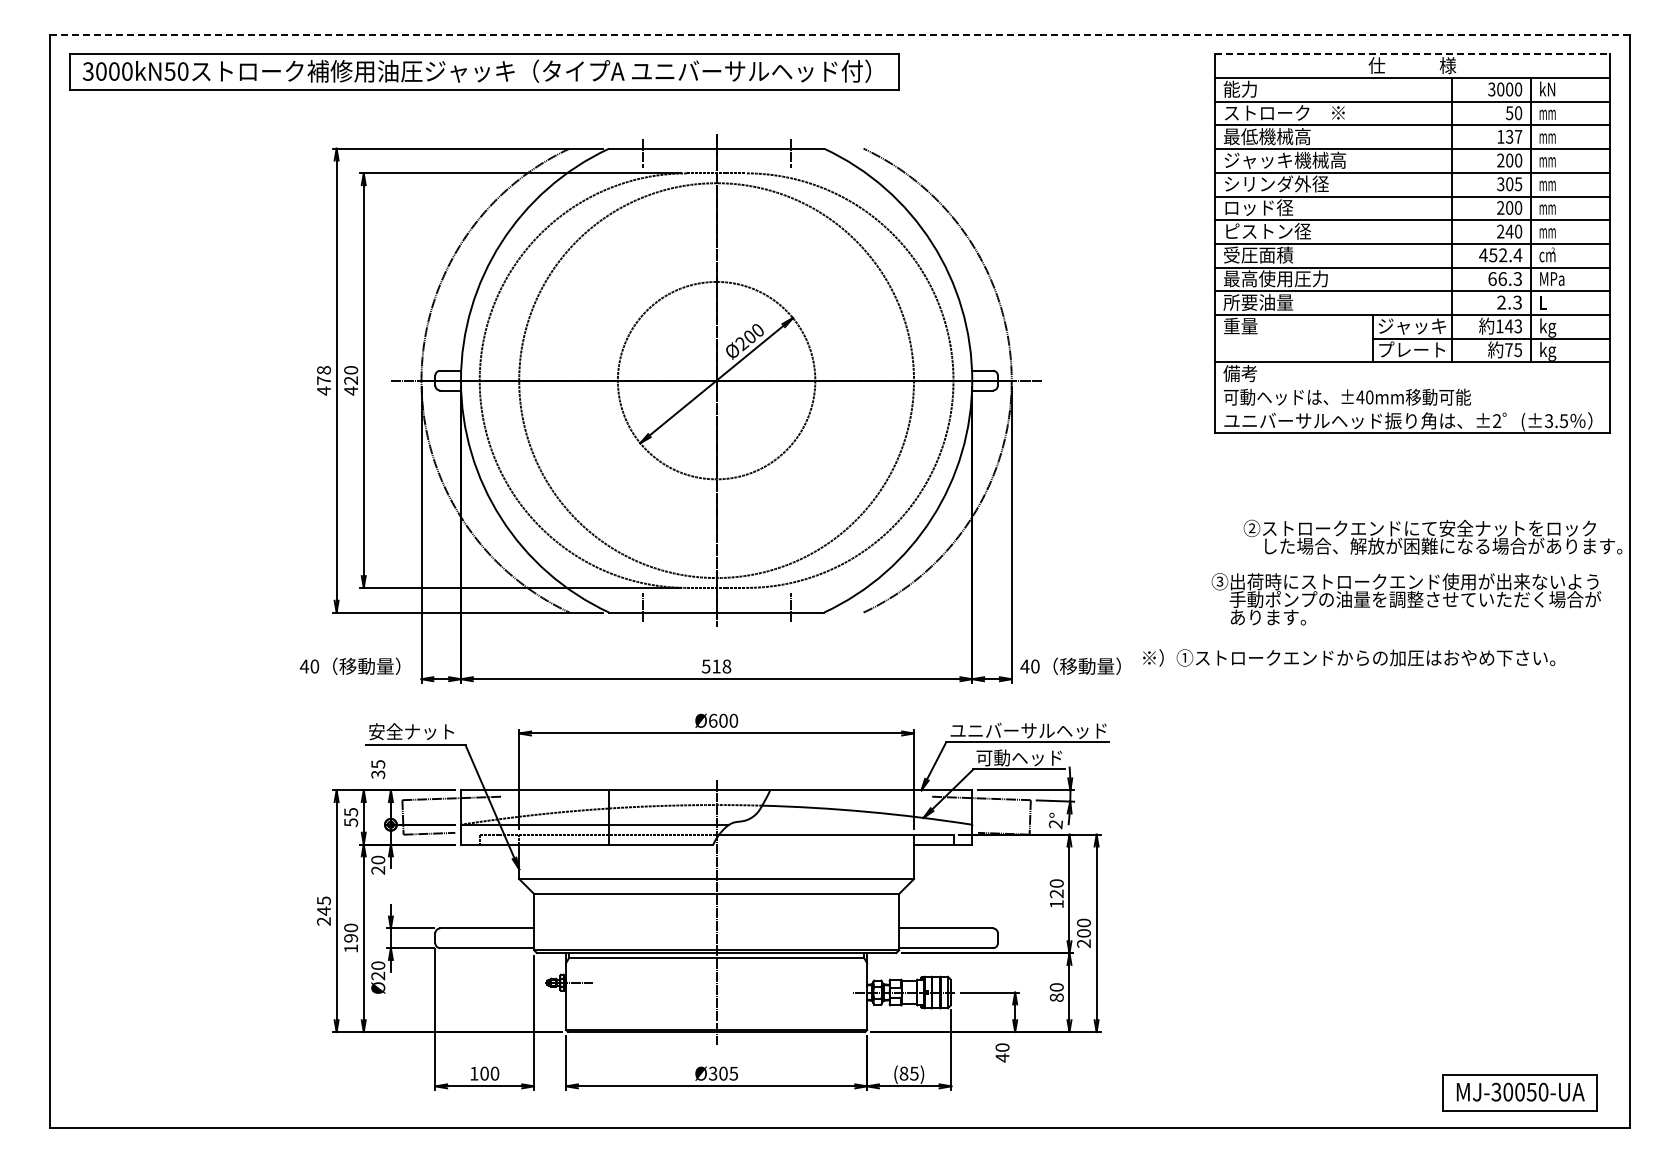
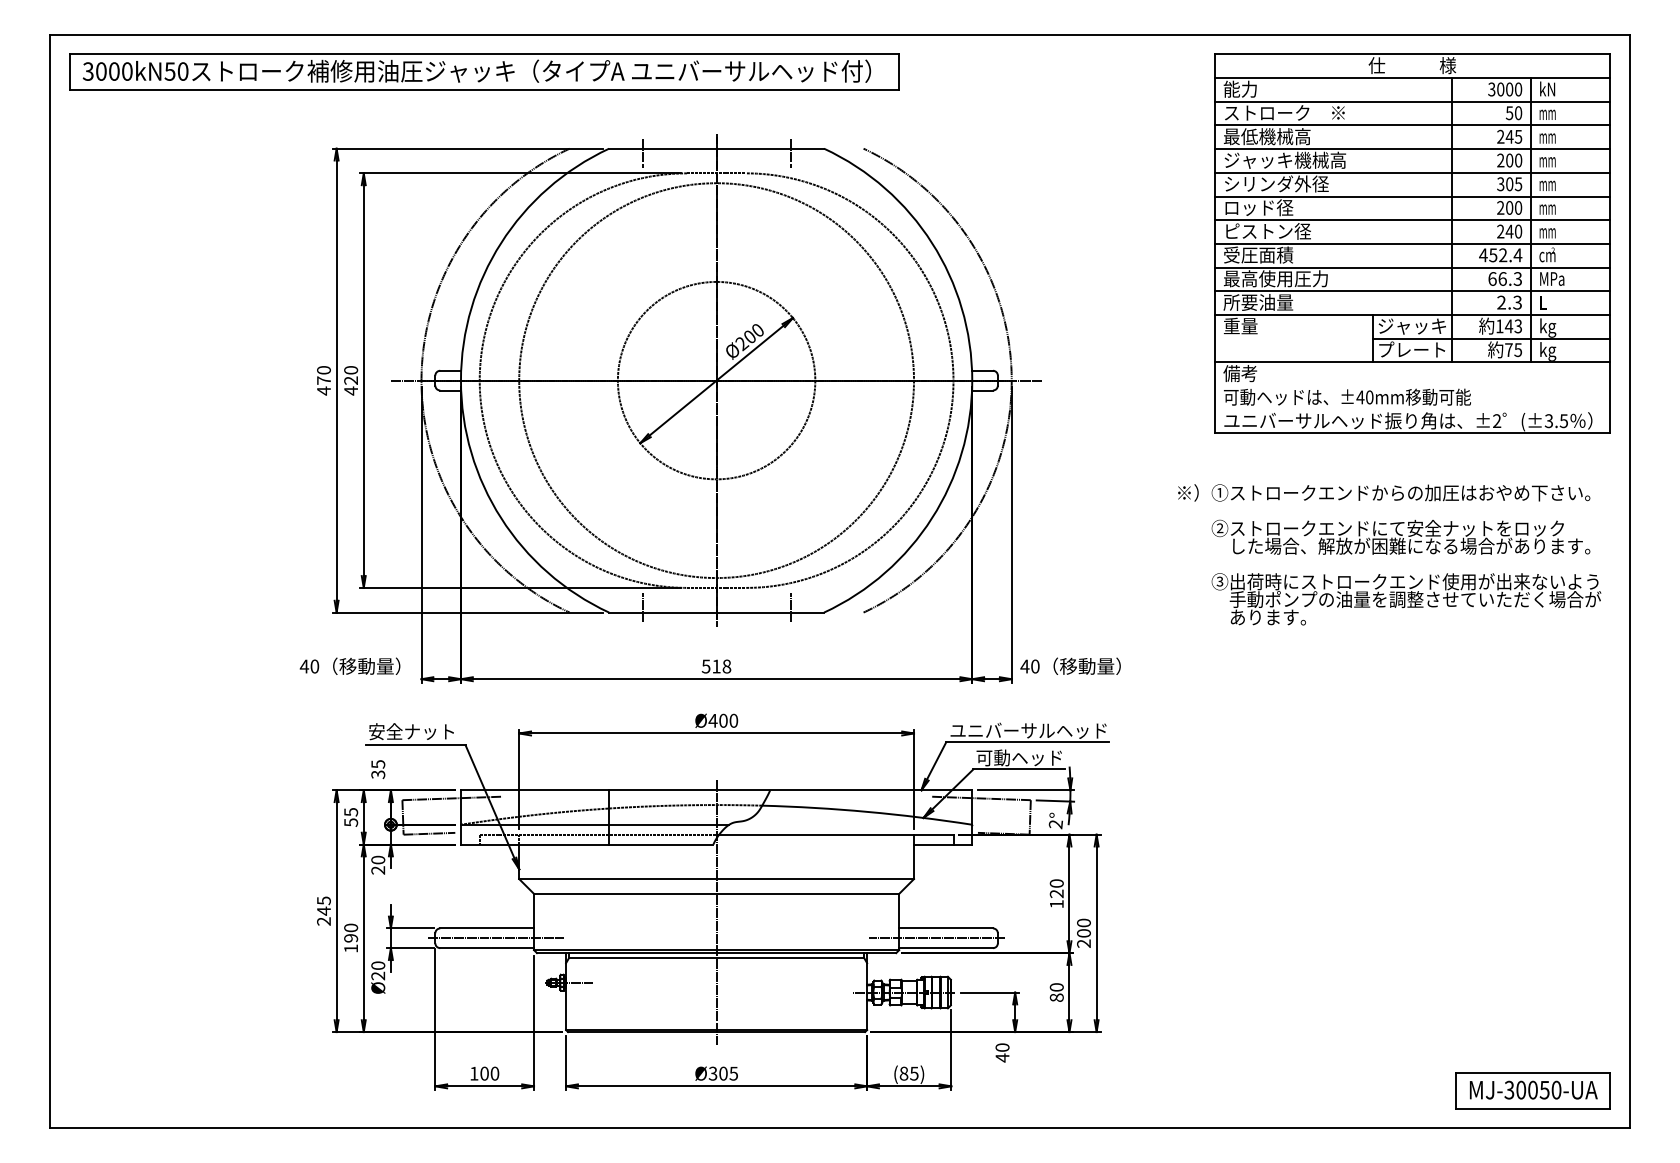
line: dashed -> solid (840, 34)
line: dashed -> solid (1412, 54)
text: 137 -> 245 (1509, 136)
text: 478 -> 470 (323, 370)
text position: (1432, 536) -> (1400, 536) (1400, 536)
text position: (1349, 657) -> (1384, 492) (1384, 492)
text: Ø600 -> Ø400 (712, 720)
line: none -> present (496, 938)
line: none -> present (936, 938)
part position: (1519, 1092) -> (1532, 1090) (1532, 1090)
